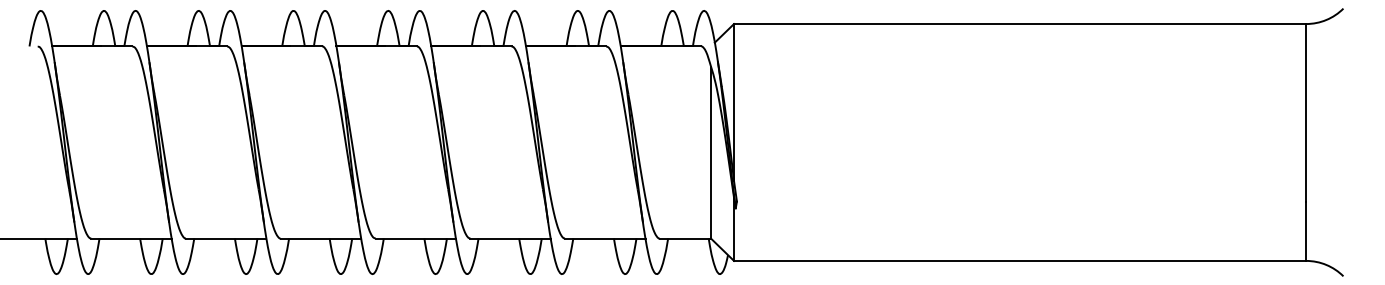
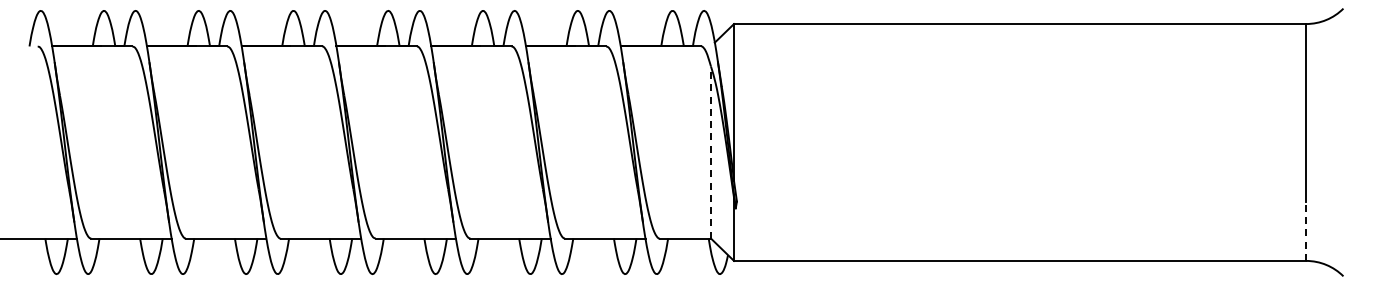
line: solid -> dashed (710, 152)
line: solid -> dashed (1306, 231)
